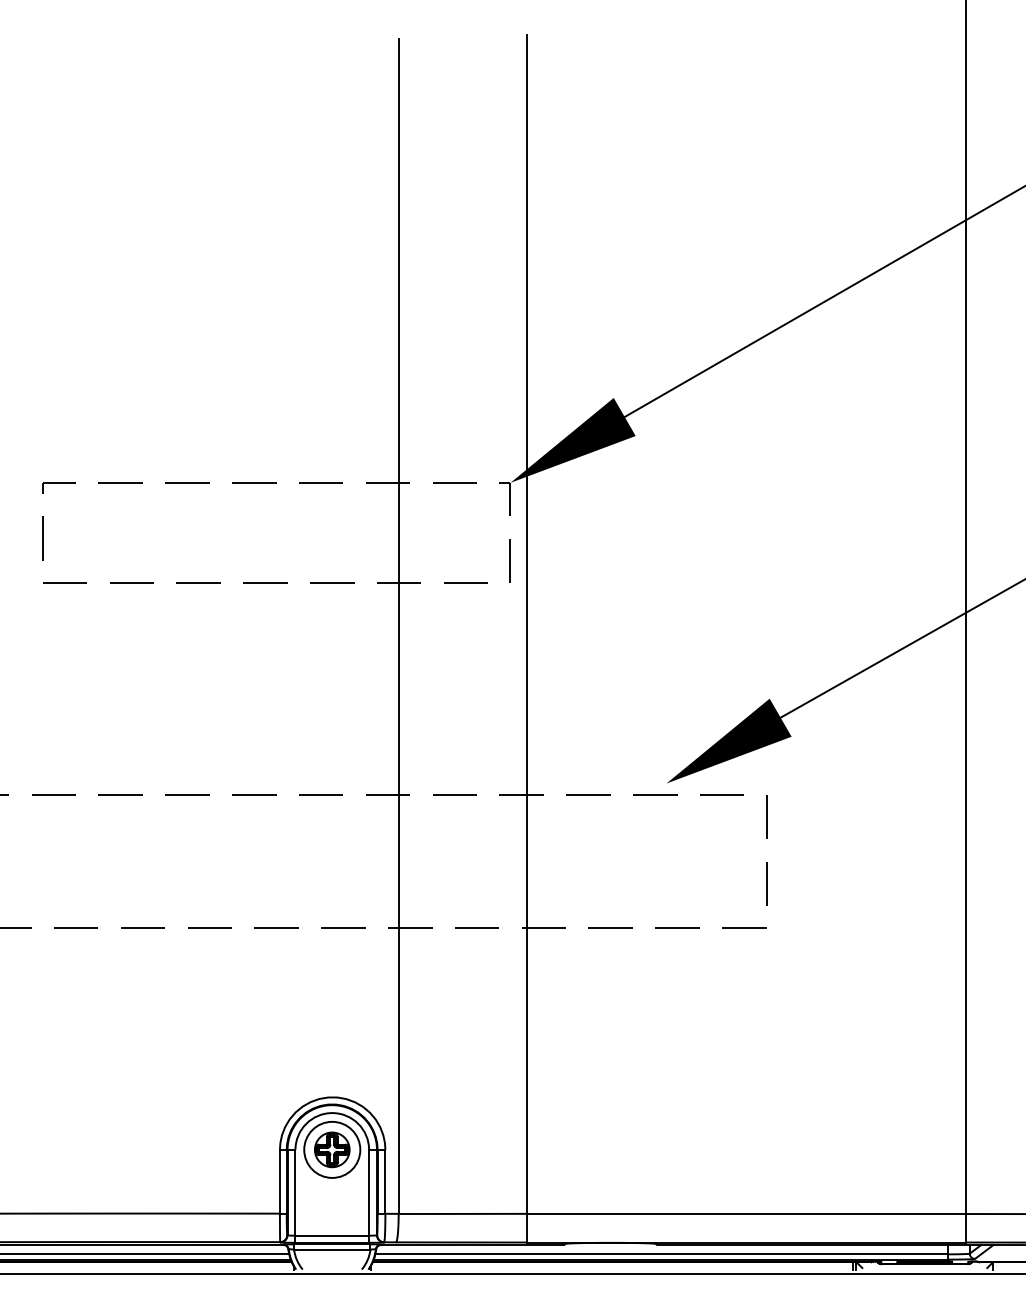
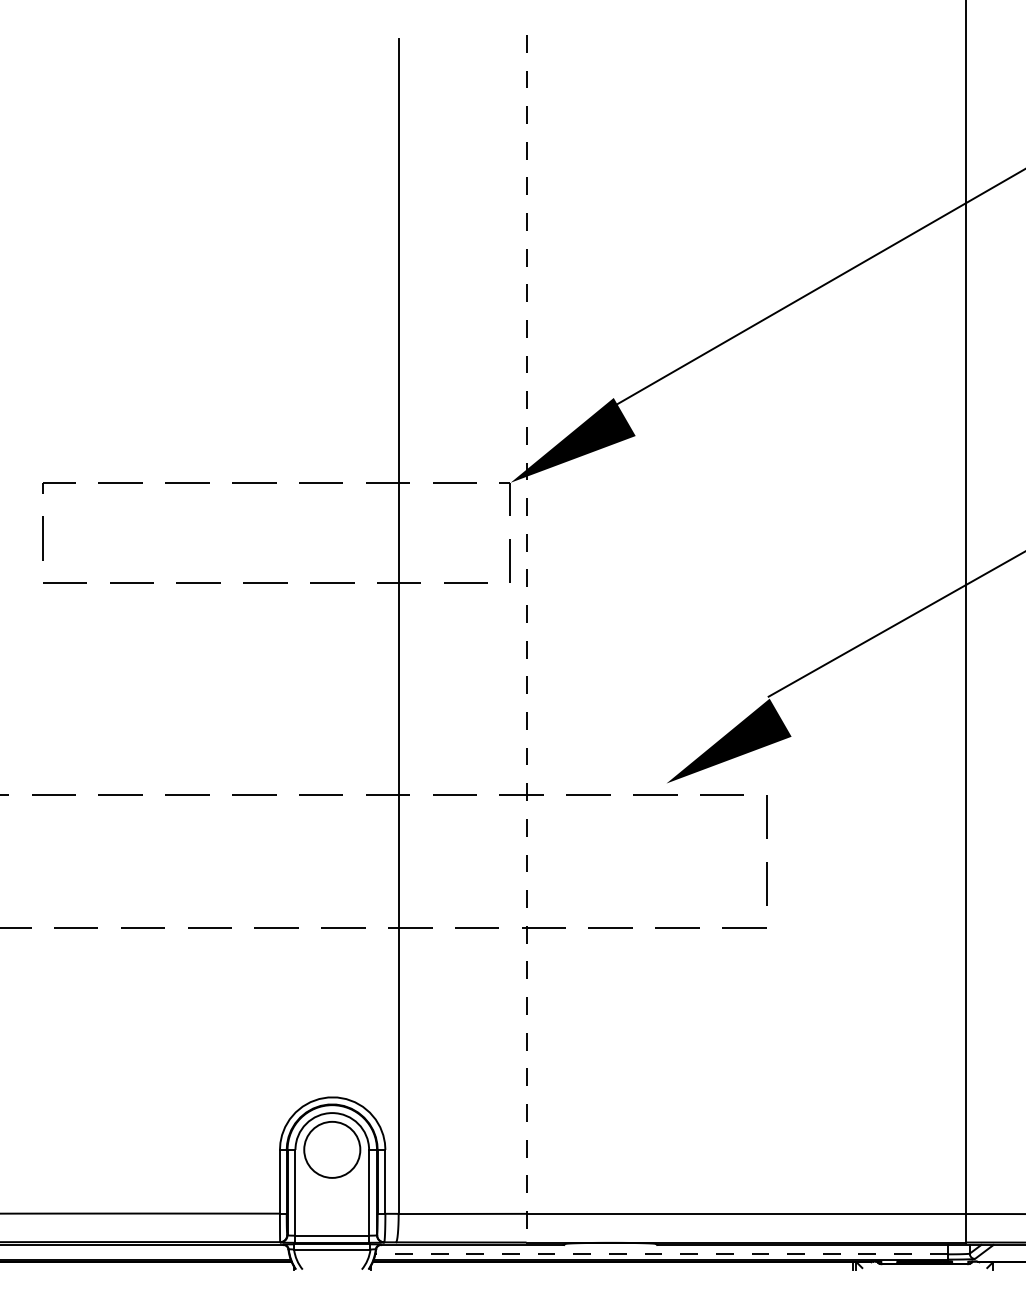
line position: (823, 302) -> (819, 287) (819, 287)
line: solid -> dashed (526, 638)
line position: (901, 648) -> (895, 624) (895, 624)
part: present -> none (332, 1149)
line: present -> none (145, 1254)
line: solid -> dashed (660, 1254)
line: present -> none (512, 1273)
